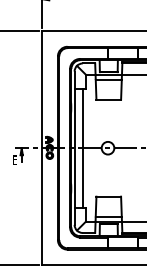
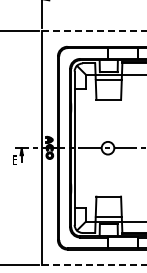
line: solid -> dashed (94, 31)
line: present -> none (82, 147)
line: solid -> dashed (94, 265)
